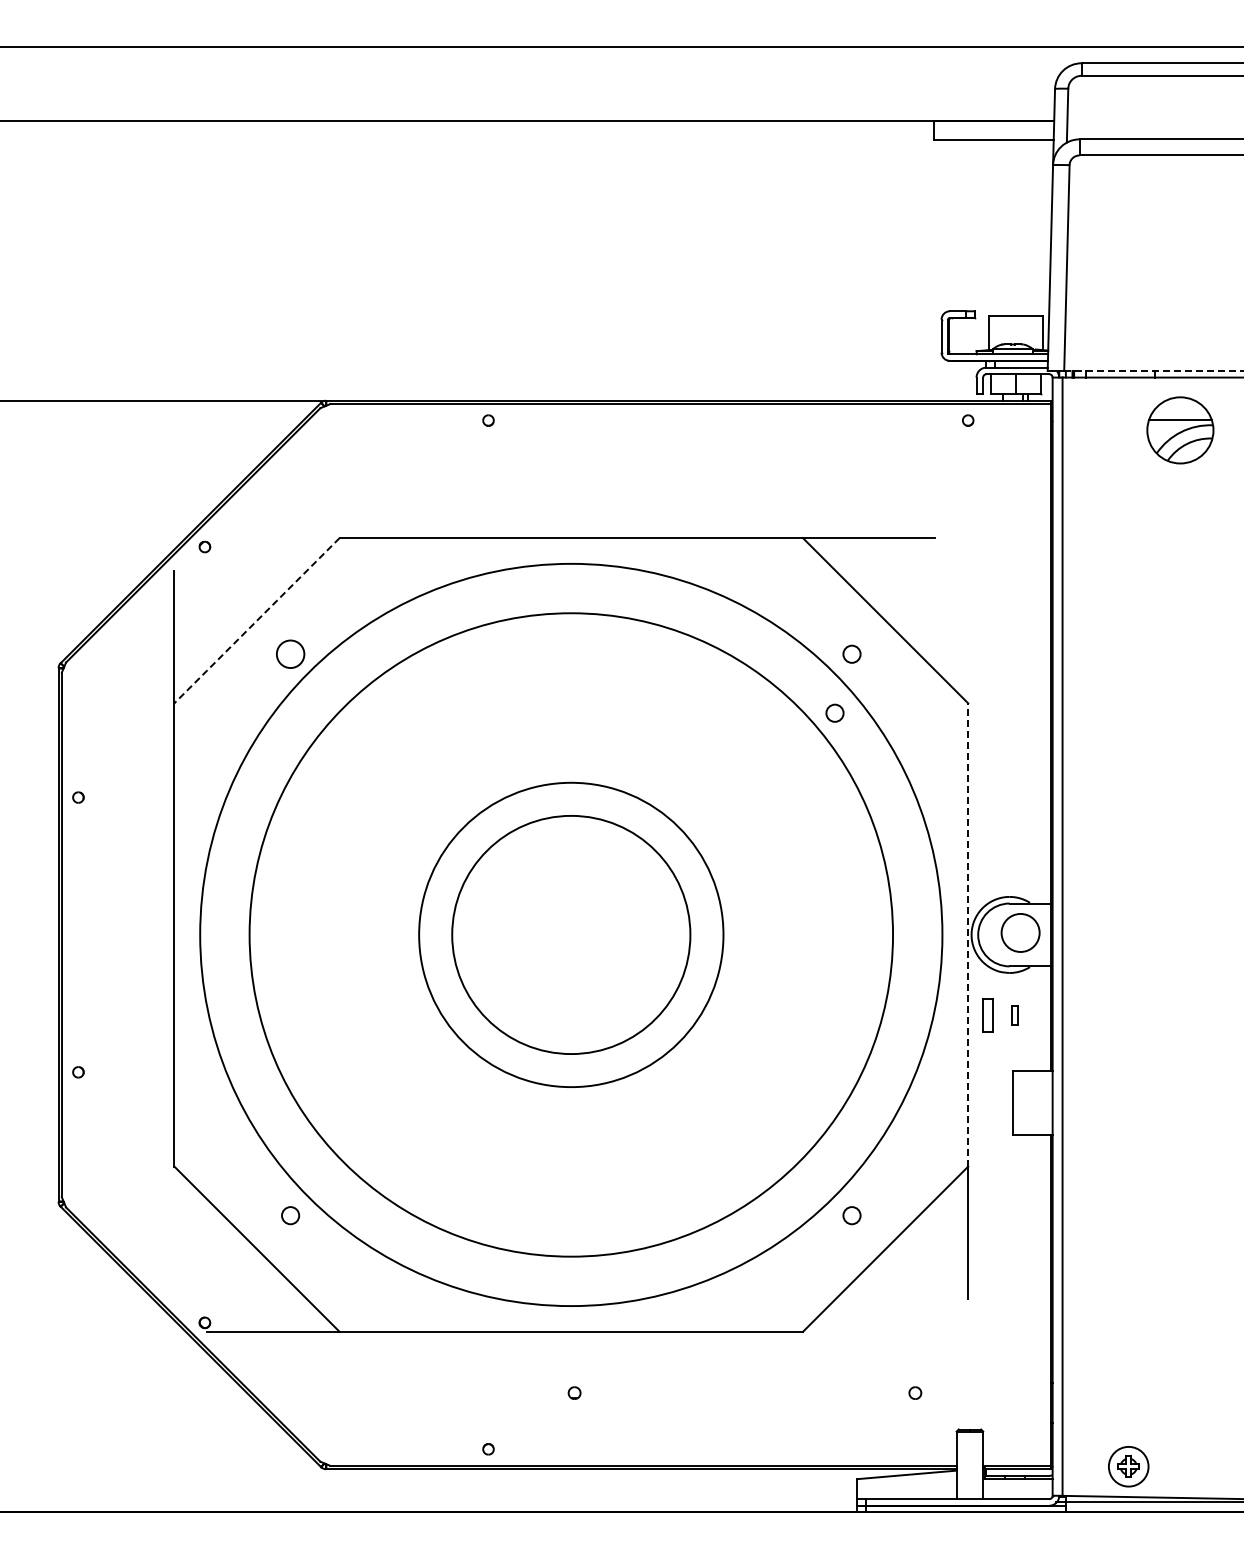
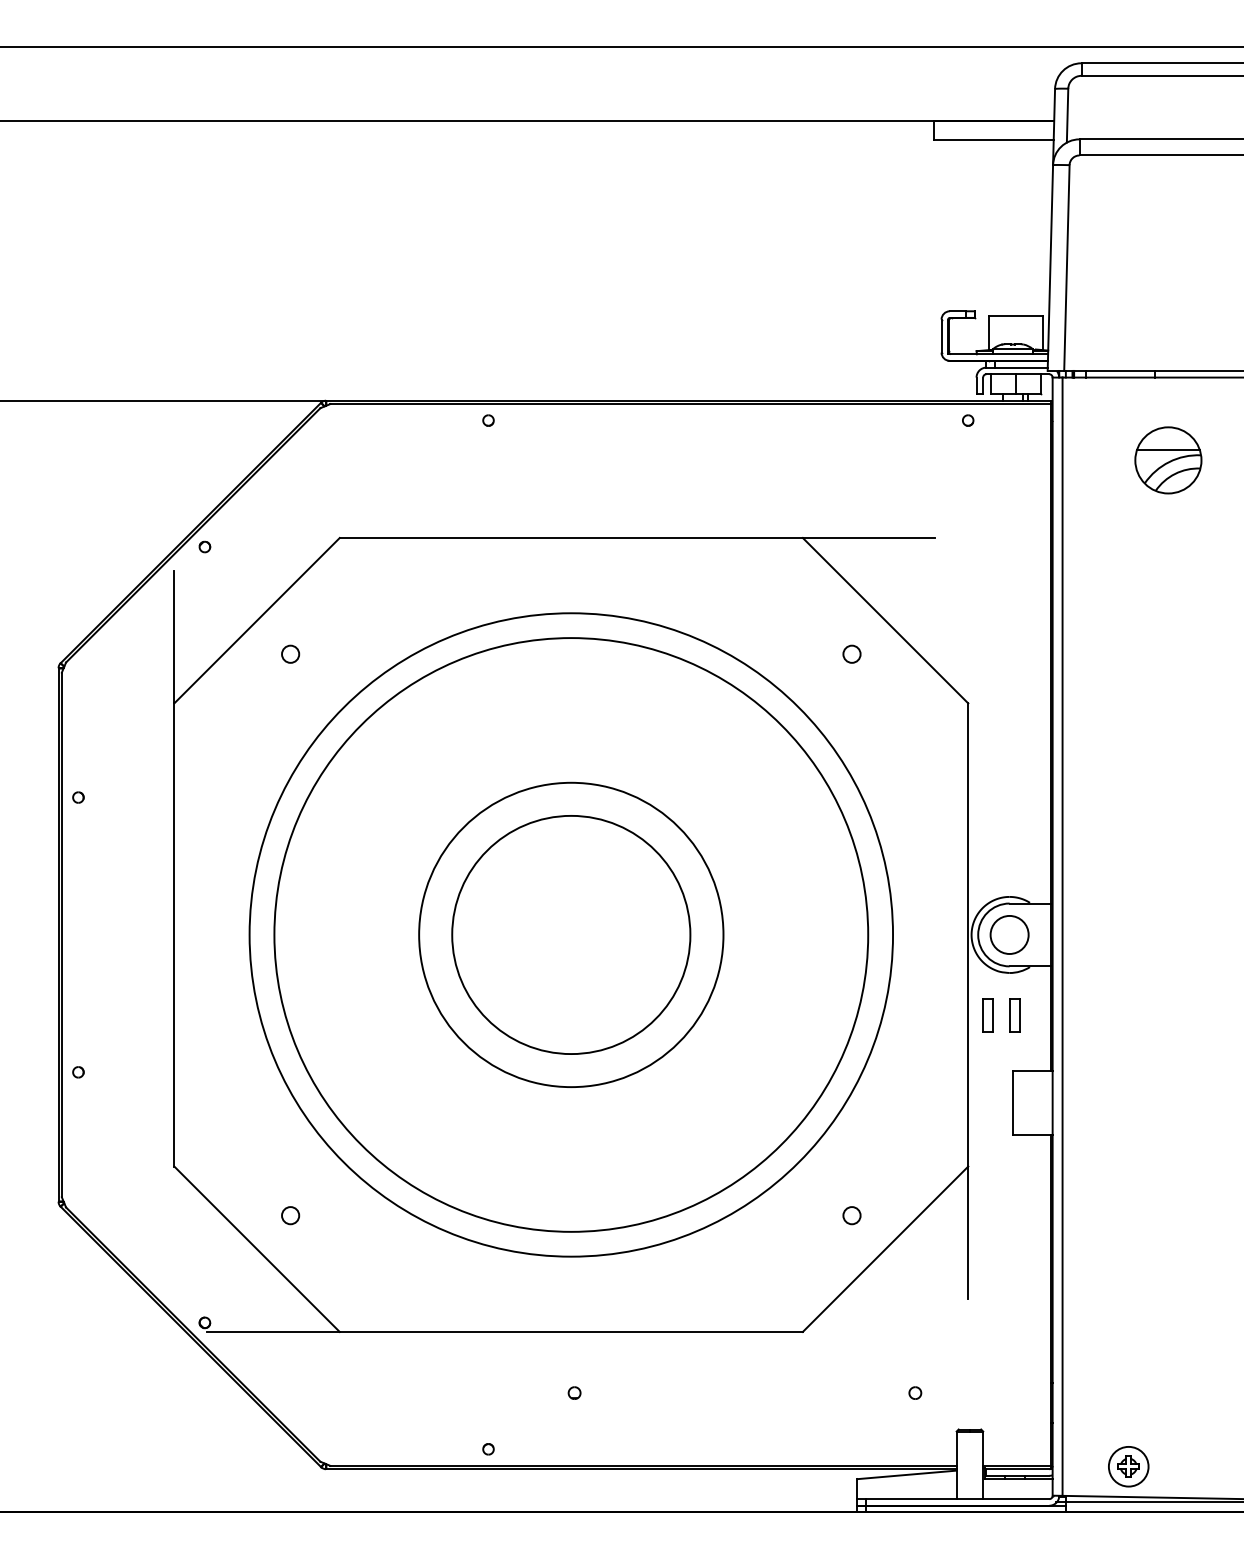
line: dashed -> solid (1154, 370)
part position: (1180, 430) -> (1168, 460) (1168, 460)
line: dashed -> solid (257, 620)
circle diameter: 28 px -> 17 px (290, 653)
circle: present -> none (834, 712)
circle position: (1020, 932) -> (1009, 934) (1009, 934)
circle diameter: 742 px -> 594 px (571, 934)
line: dashed -> solid (968, 934)
part size: 8x21 px -> 12x35 px (1014, 1015)
